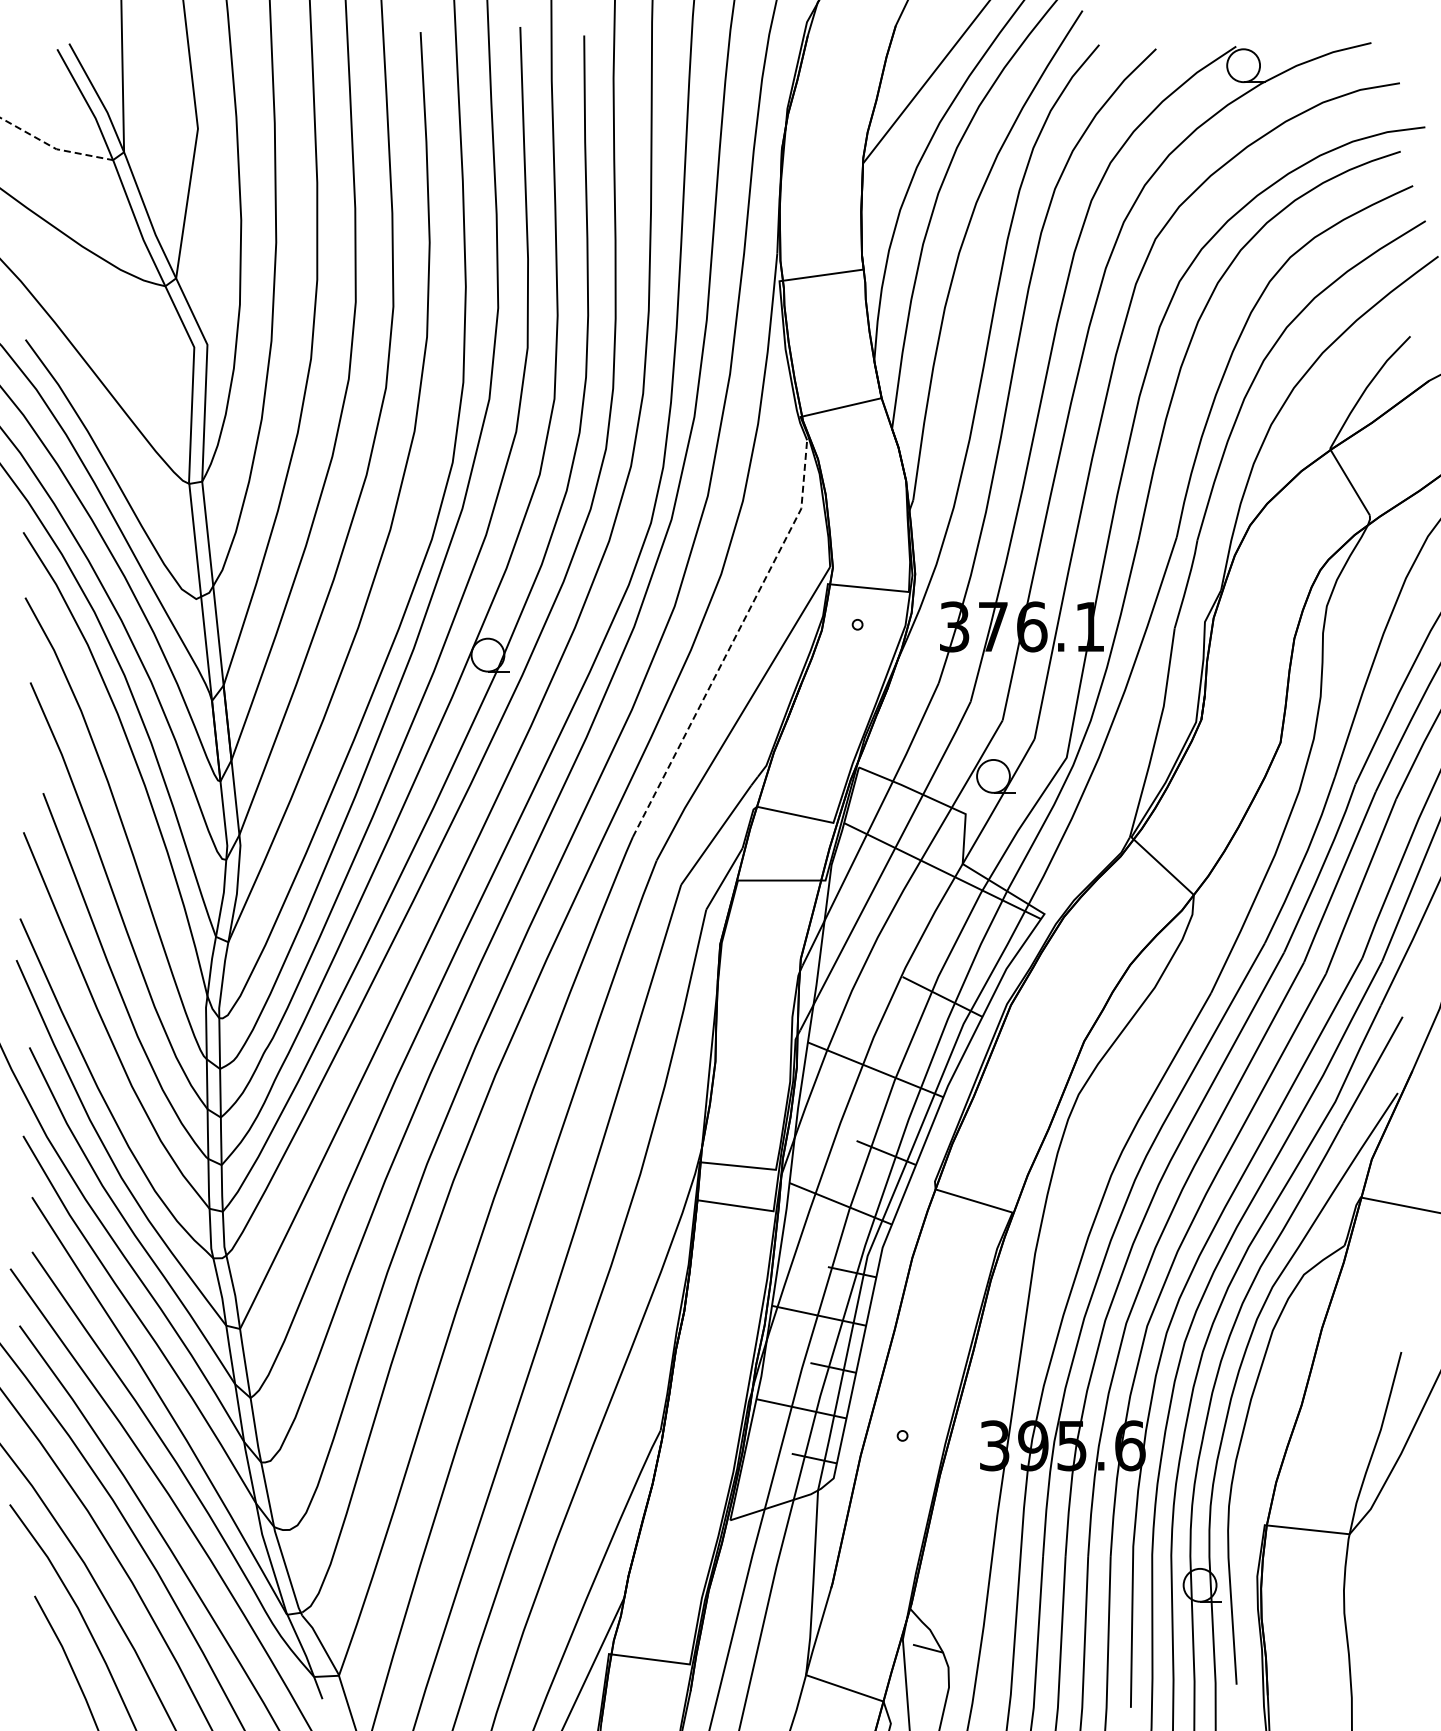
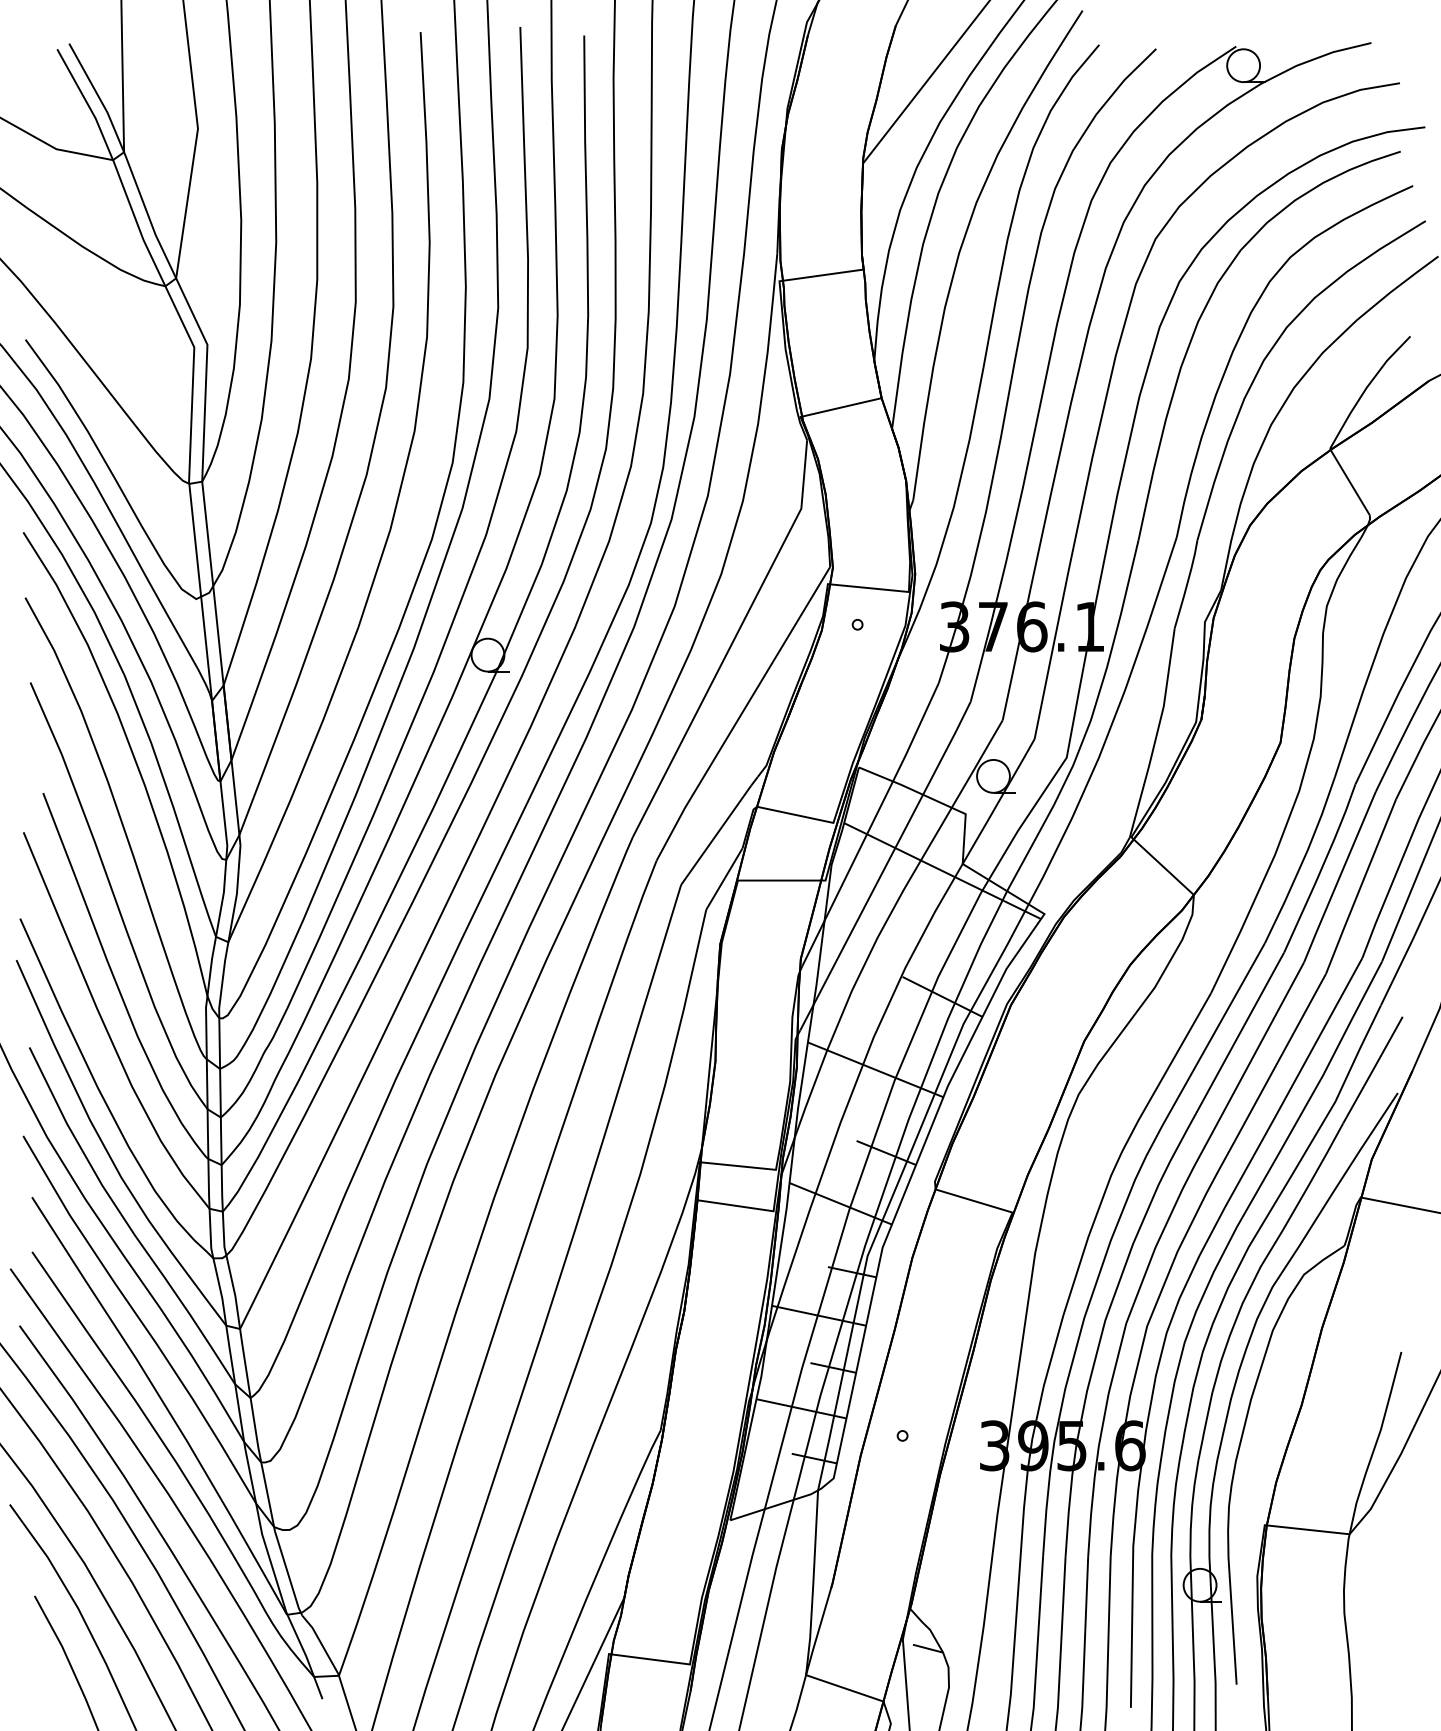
line: dashed -> solid (54, 148)
line: dashed -> solid (733, 641)
